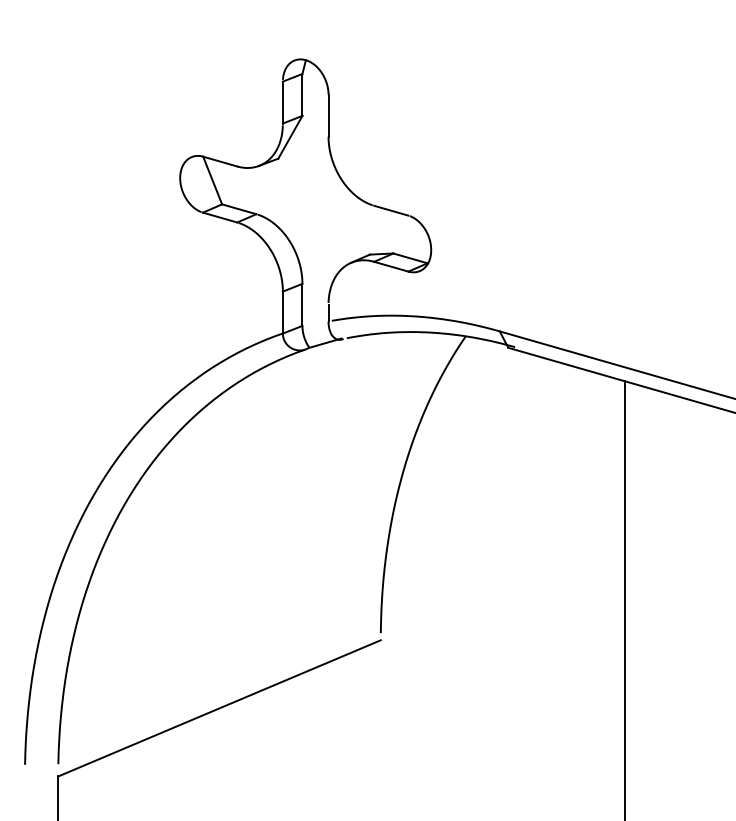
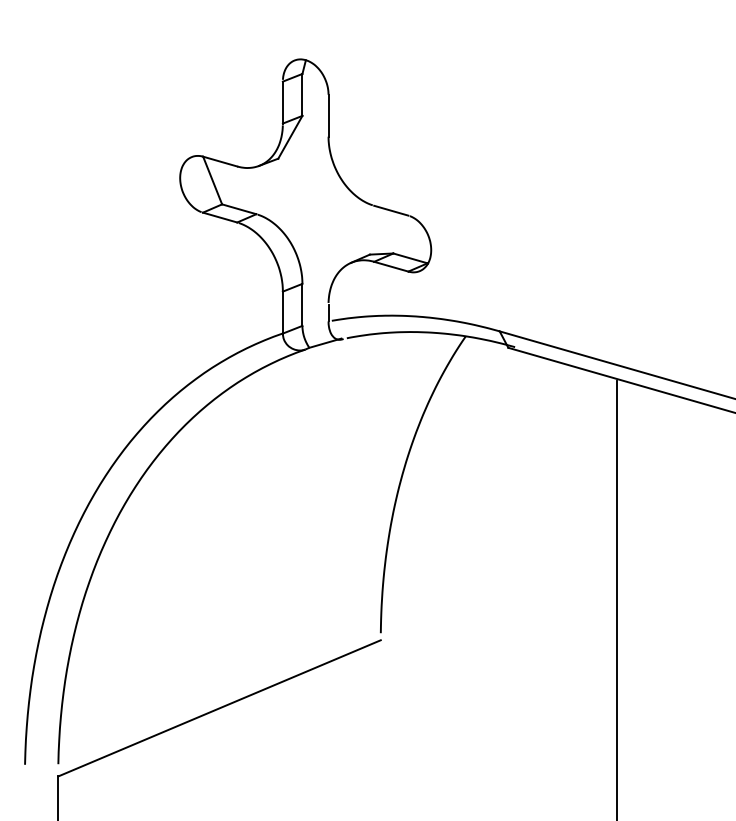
line position: (624, 599) -> (616, 599) (616, 599)
